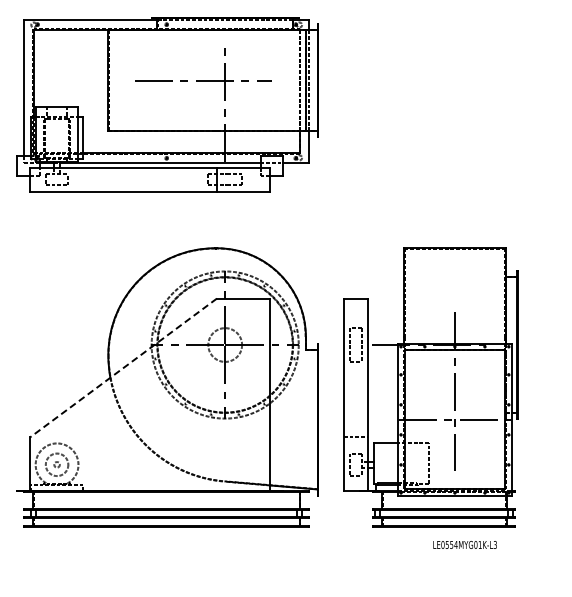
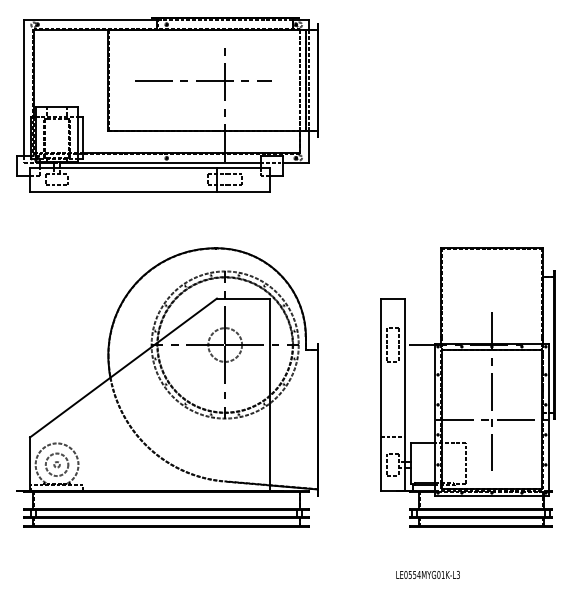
line: dashed -> solid (123, 368)
part position: (430, 387) -> (467, 387) (467, 387)
text position: (464, 544) -> (427, 574) (427, 574)
